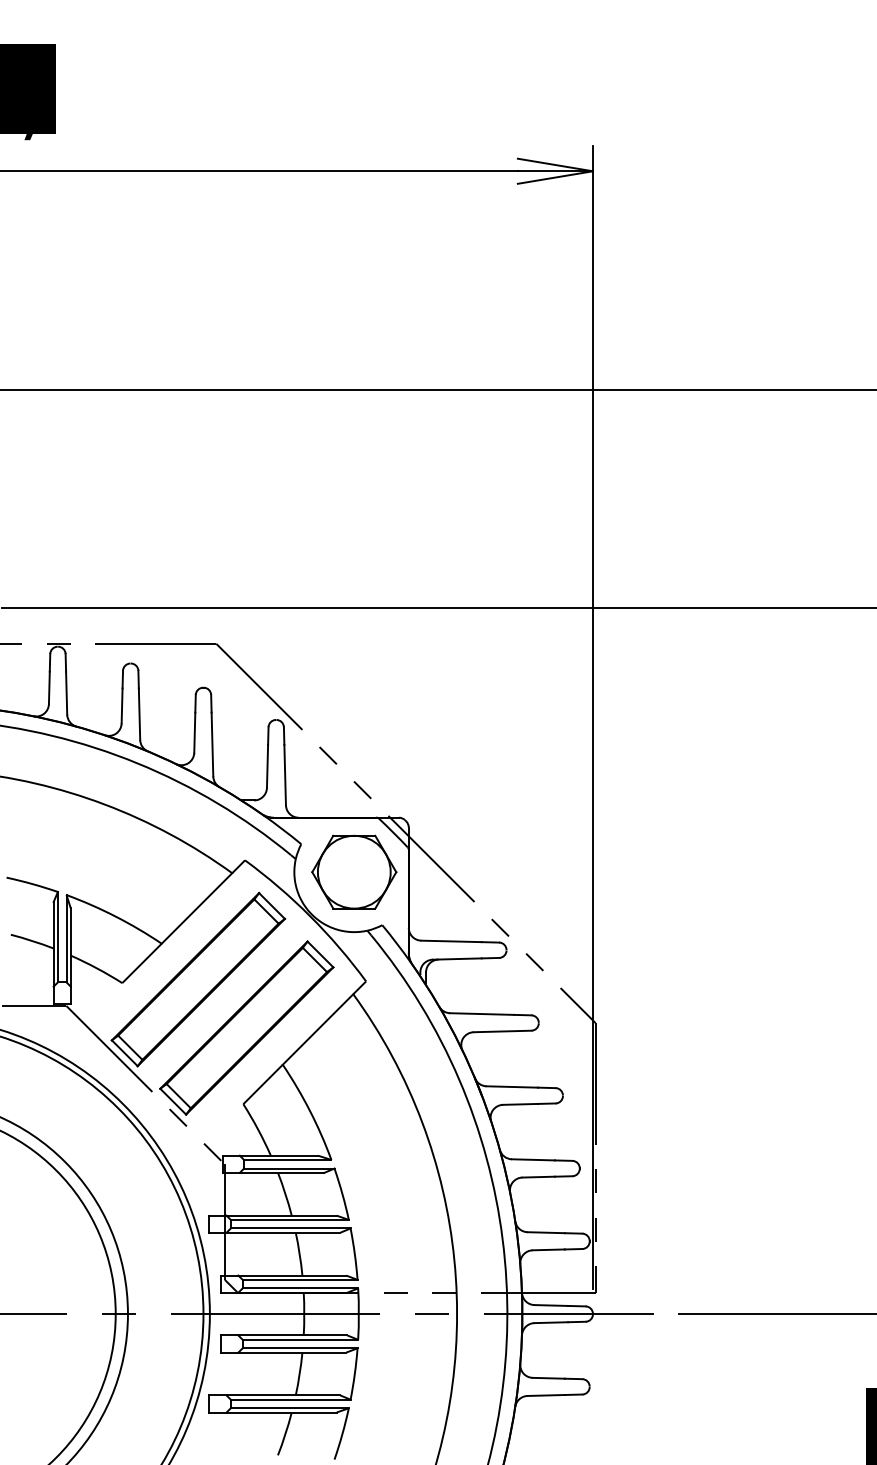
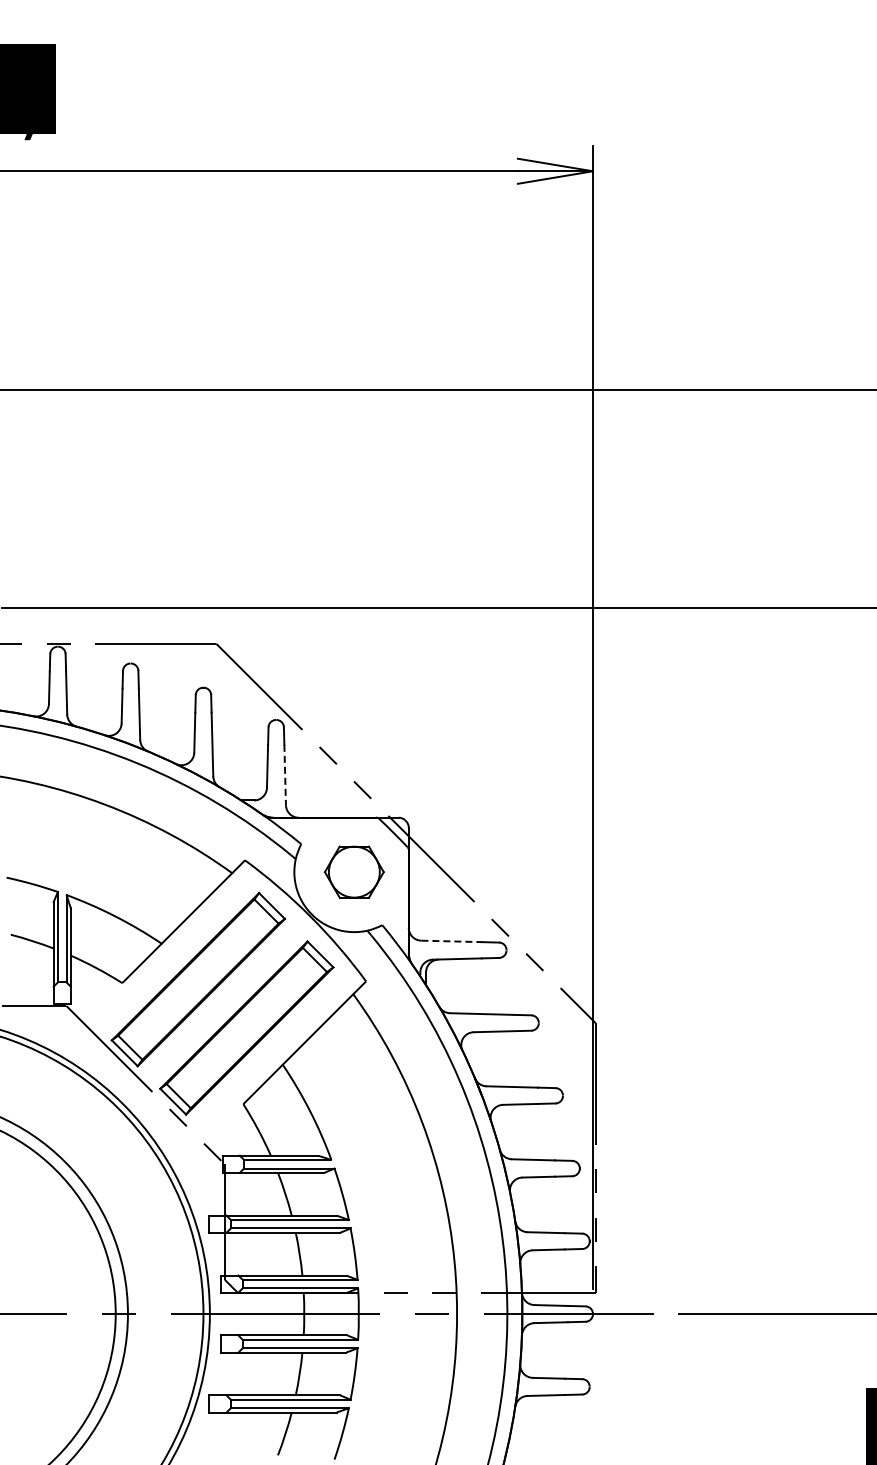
line: solid -> dashed (285, 775)
part size: 87x76 px -> 62x54 px (353, 871)
line: solid -> dashed (452, 941)
